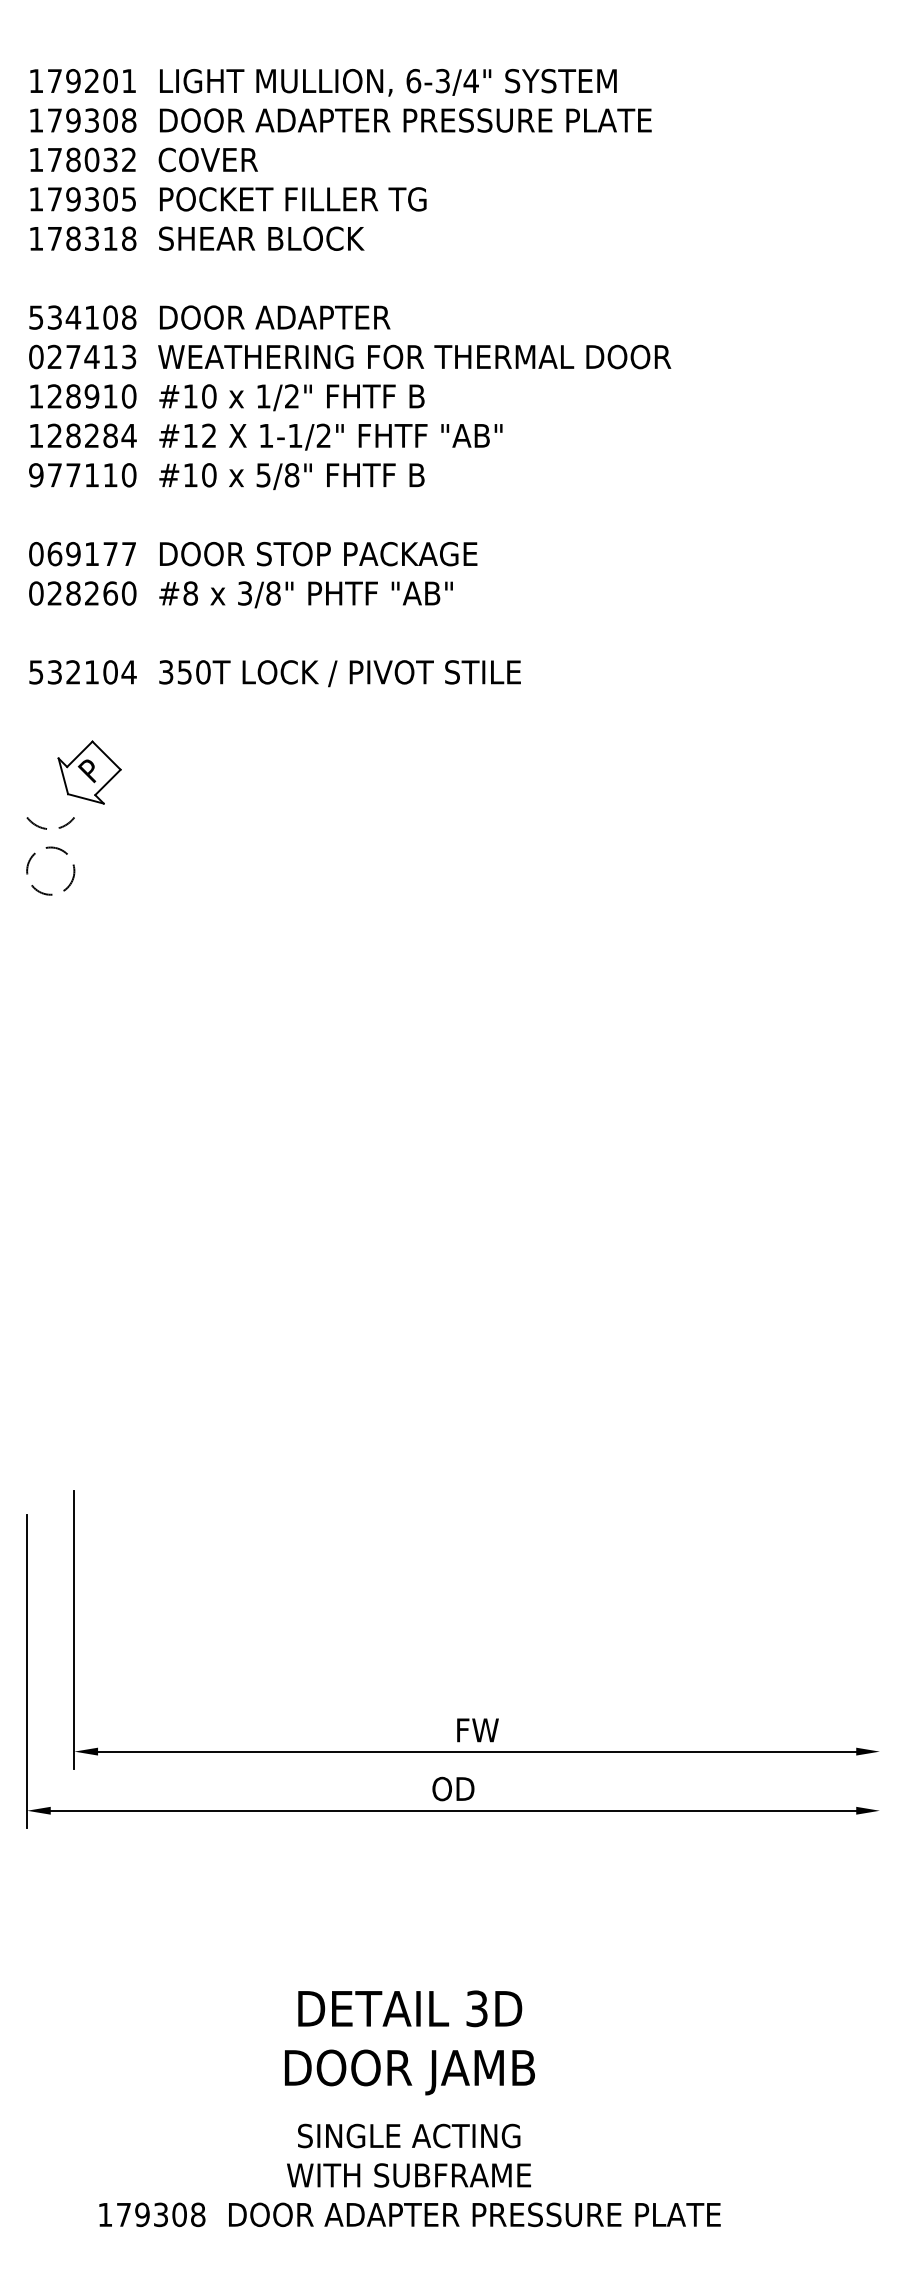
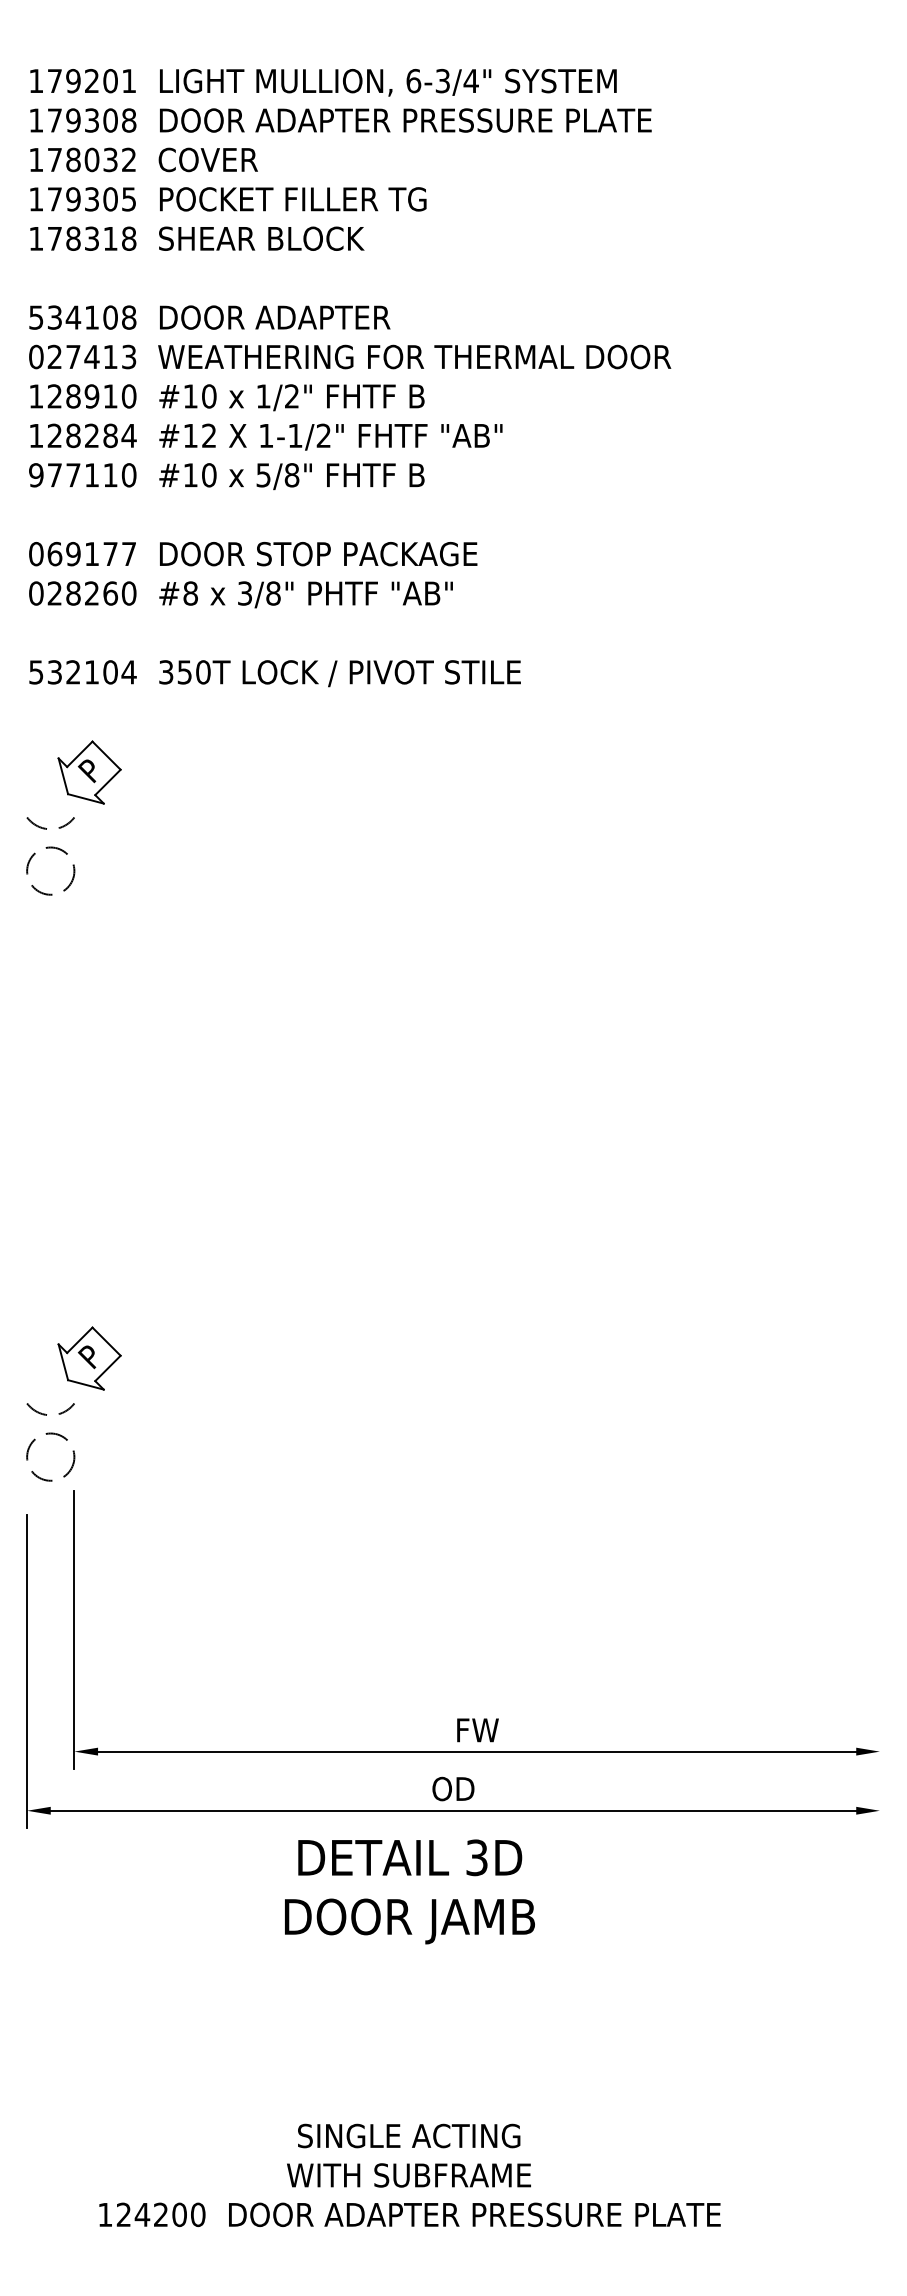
part: none -> present (73, 1403)
text position: (409, 2042) -> (409, 1891) (409, 1891)
text: 179308 -> 124200 (160, 2214)
